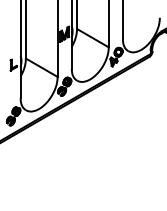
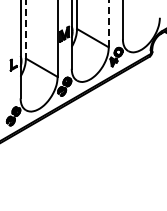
line: solid -> dashed (108, 24)
line: solid -> dashed (25, 30)
